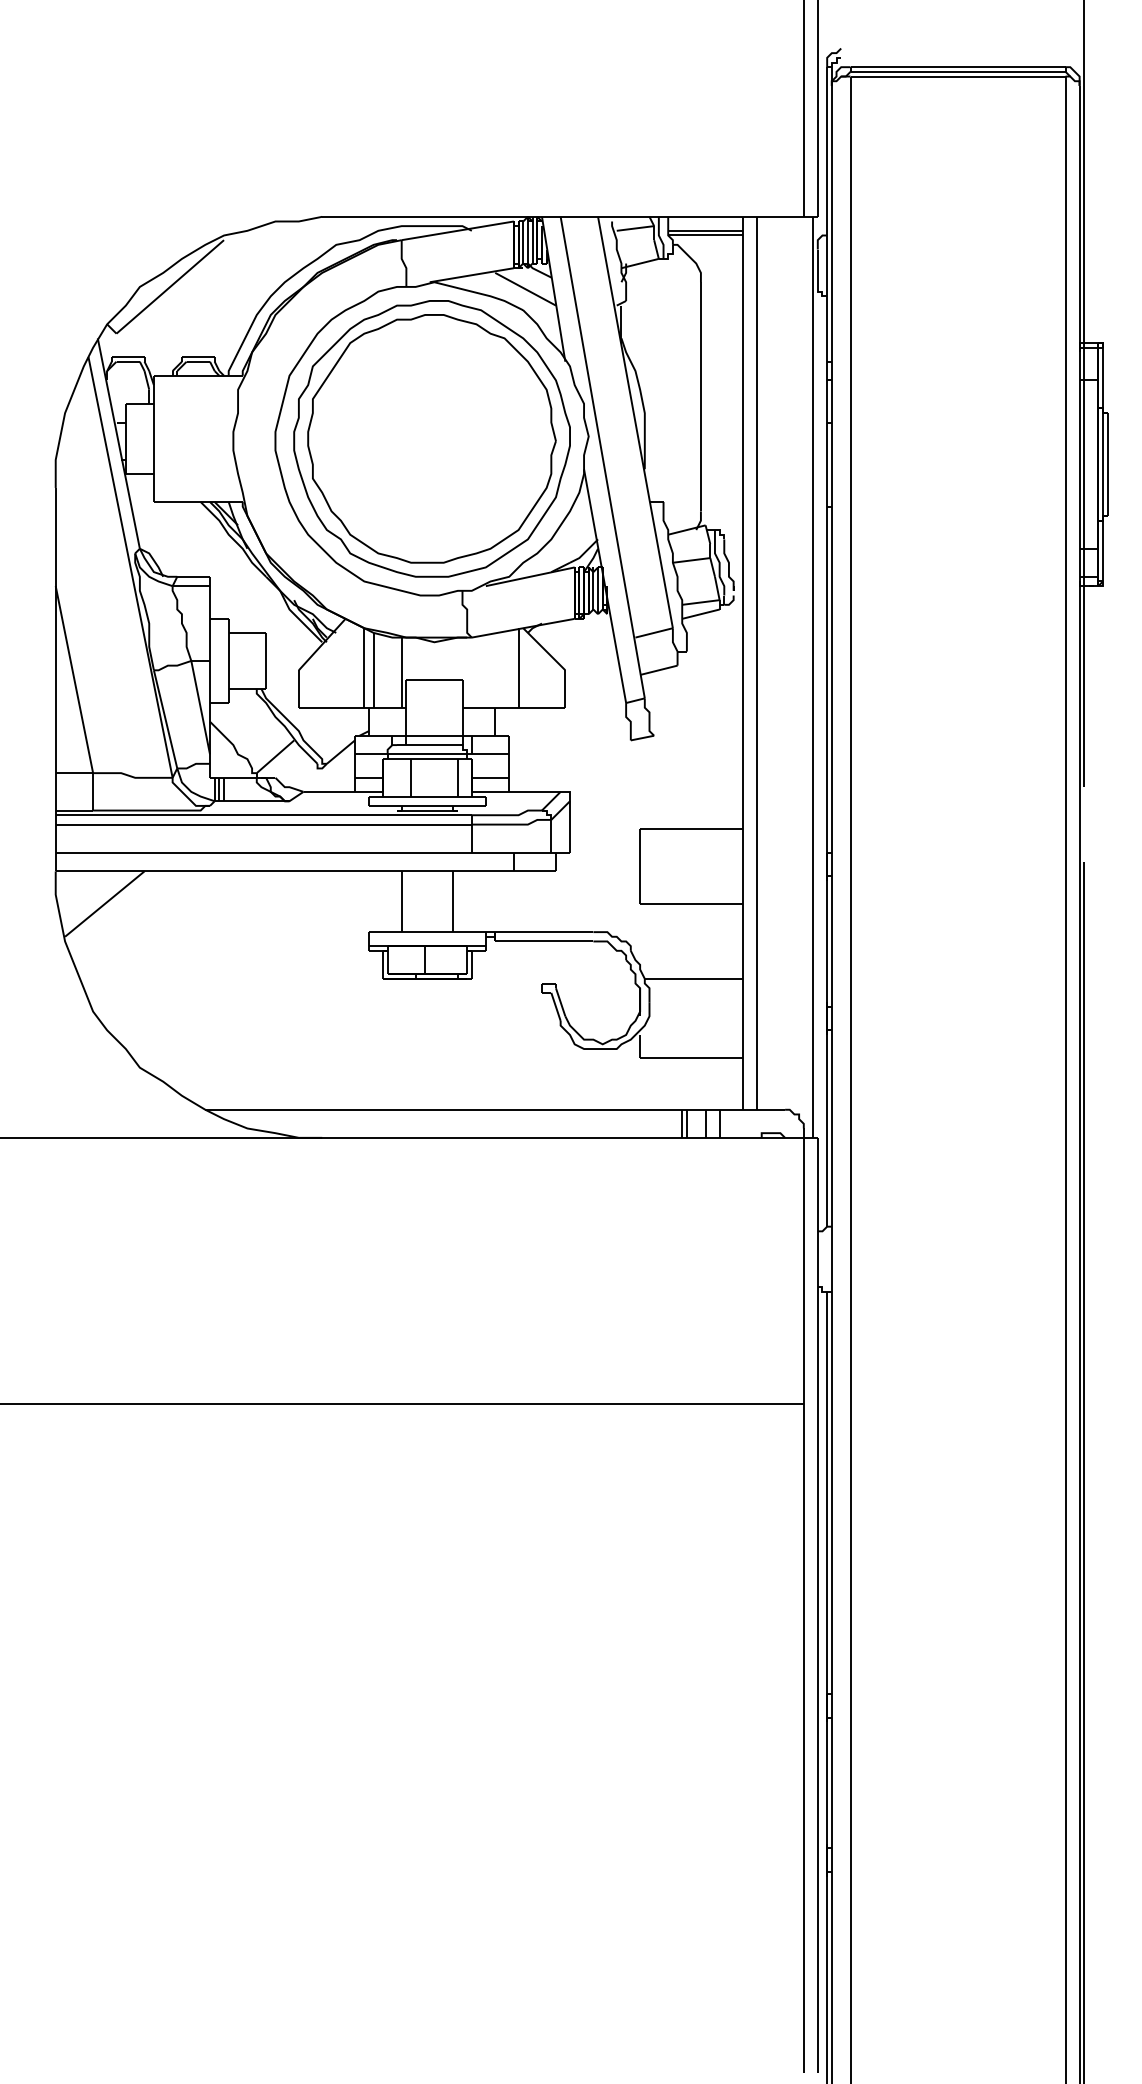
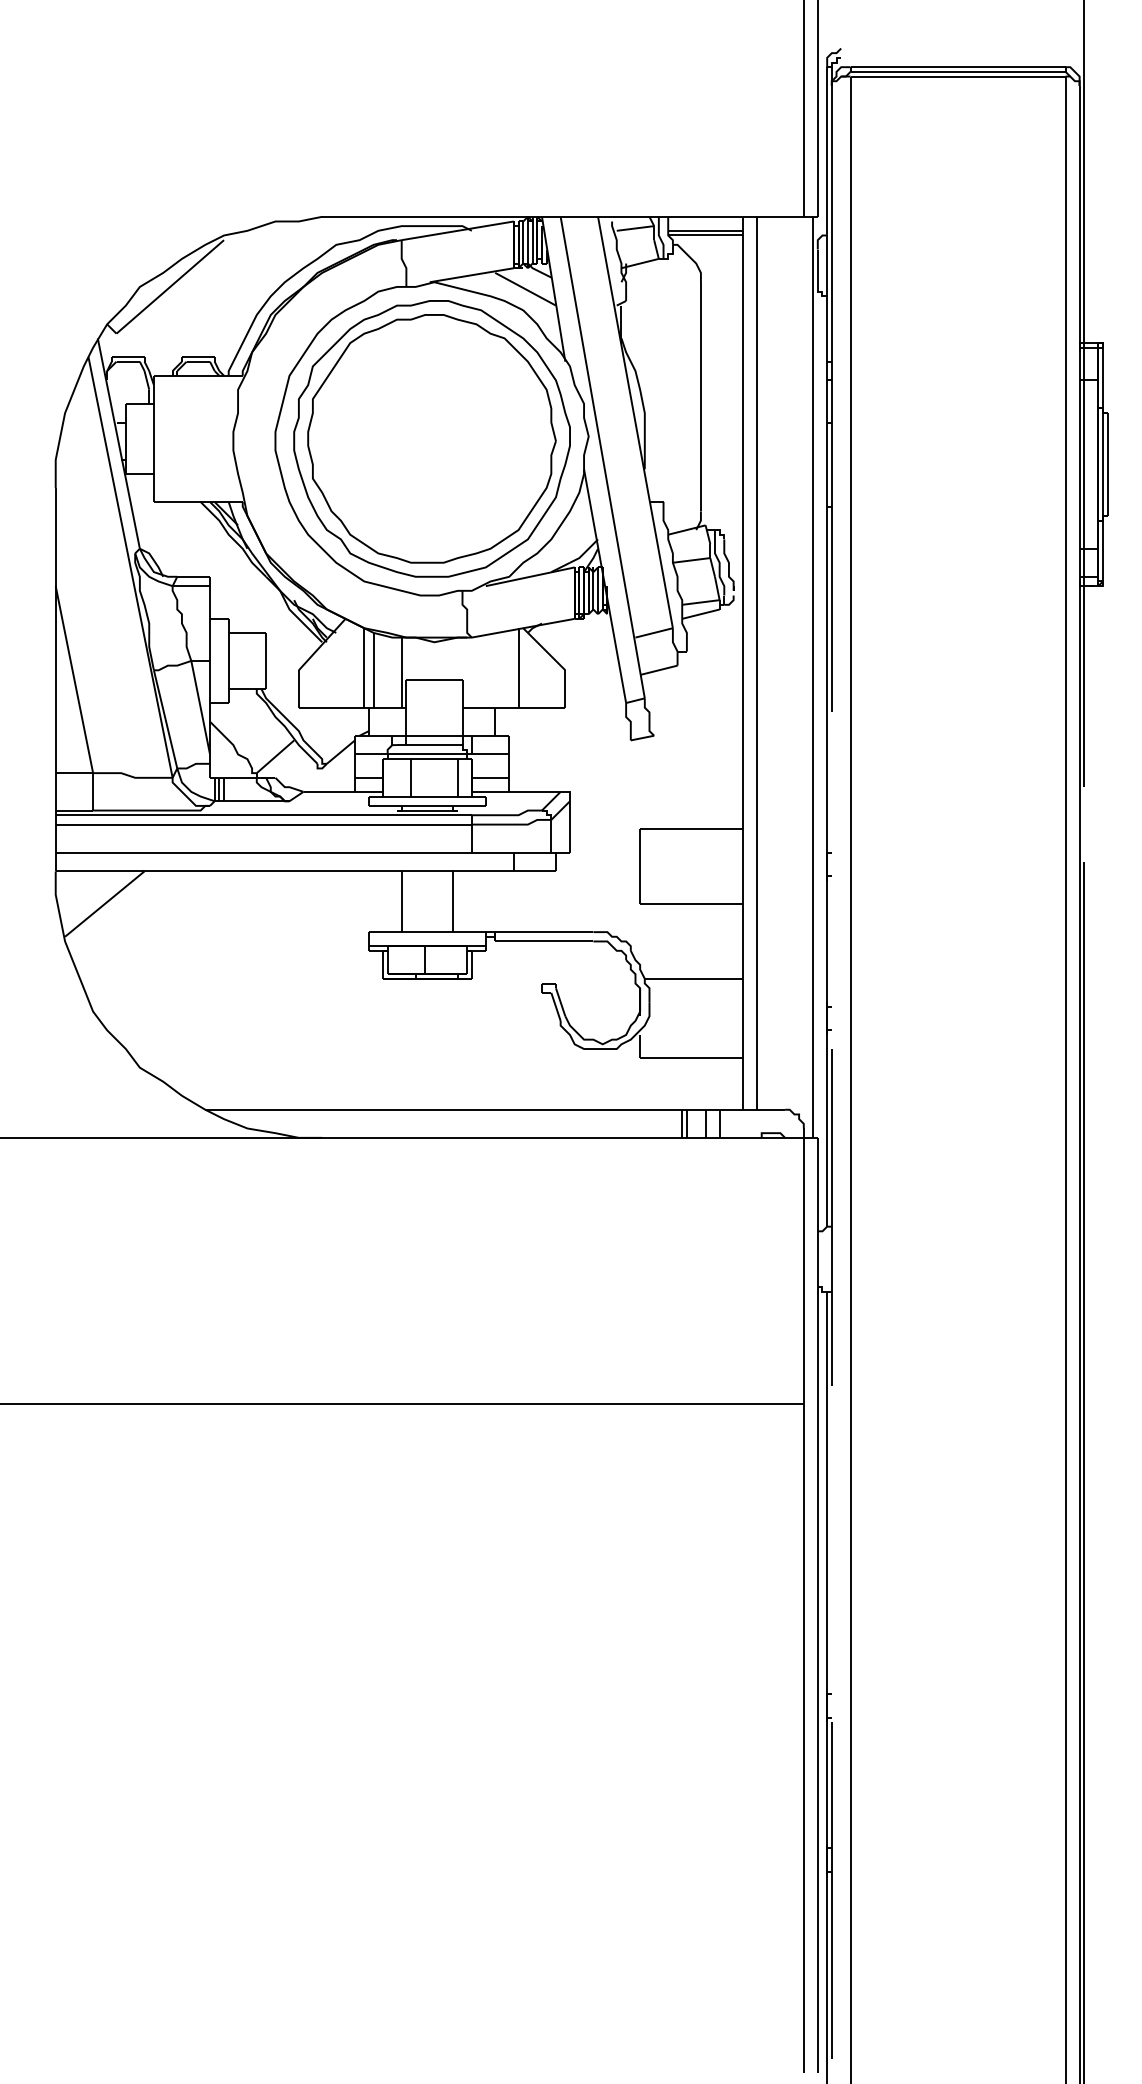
line: solid -> dashed (831, 1229)
